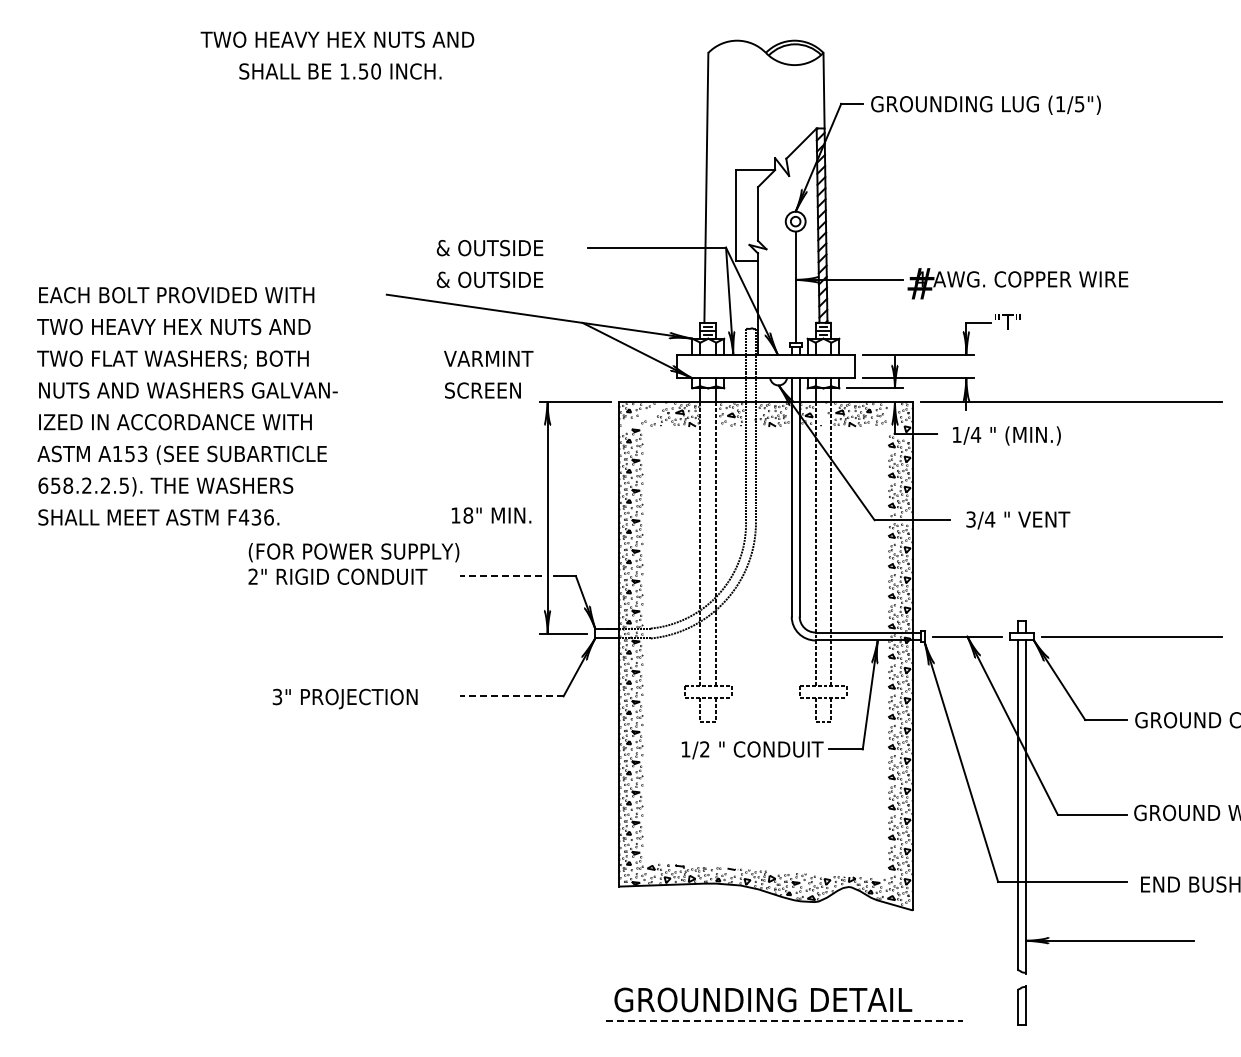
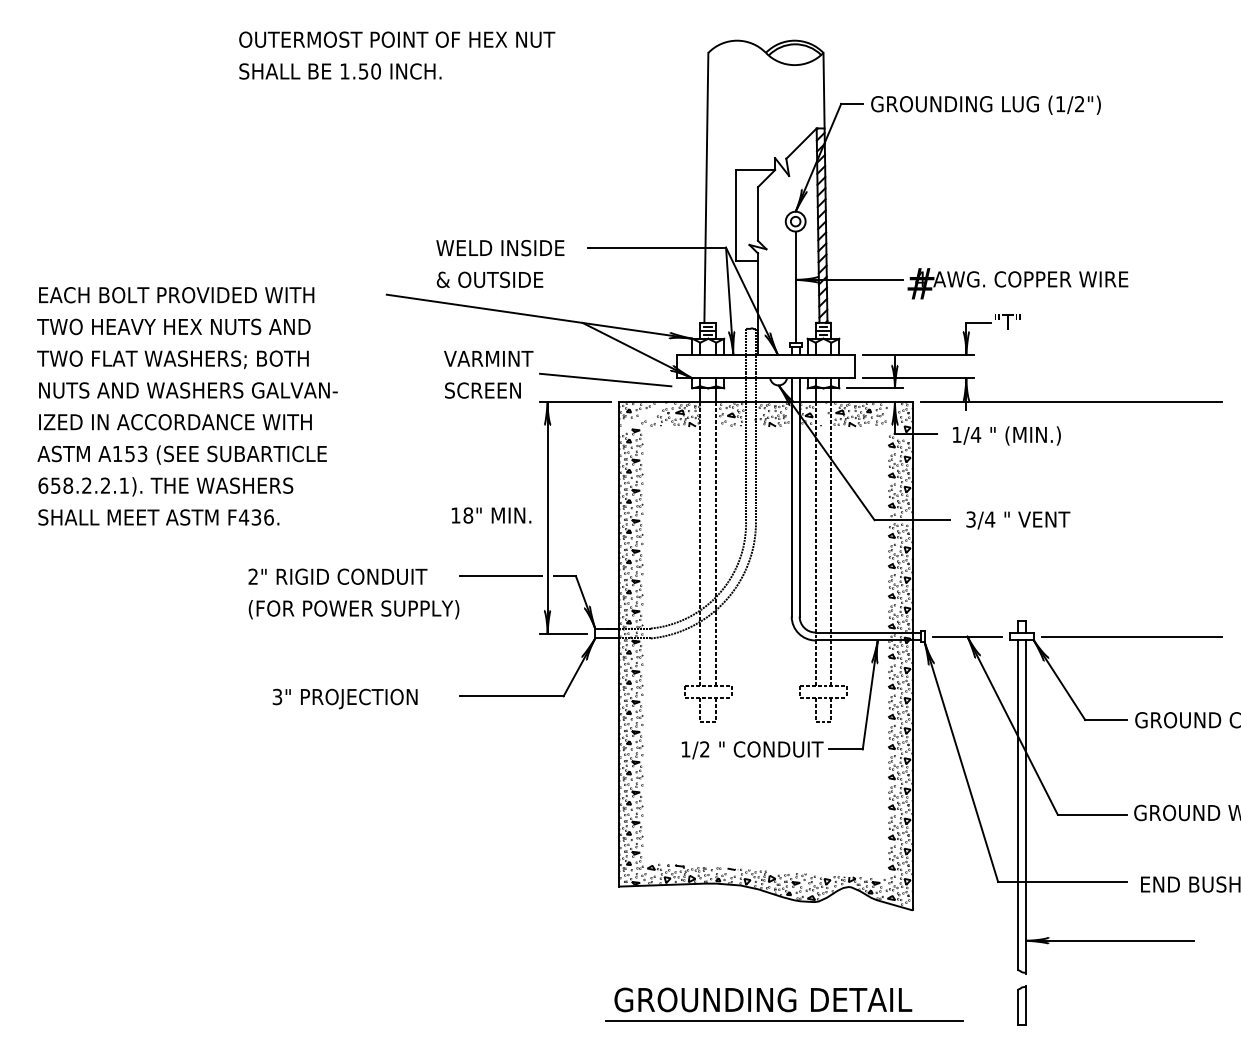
text: TWO HEAVY HEX NUTS AND -> OUTERMOST POINT OF HEX NUT (377, 39)
text: (1/5") -> (1/2") (1079, 104)
text: & OUTSIDE -> WELD INSIDE (500, 248)
line: none -> present (605, 379)
text: 658.2.2.5). -> 658.2.2.1). (123, 485)
text position: (353, 552) -> (353, 609) (353, 609)
line: dashed -> solid (501, 576)
line: dashed -> solid (511, 696)
line: dashed -> solid (784, 1021)
